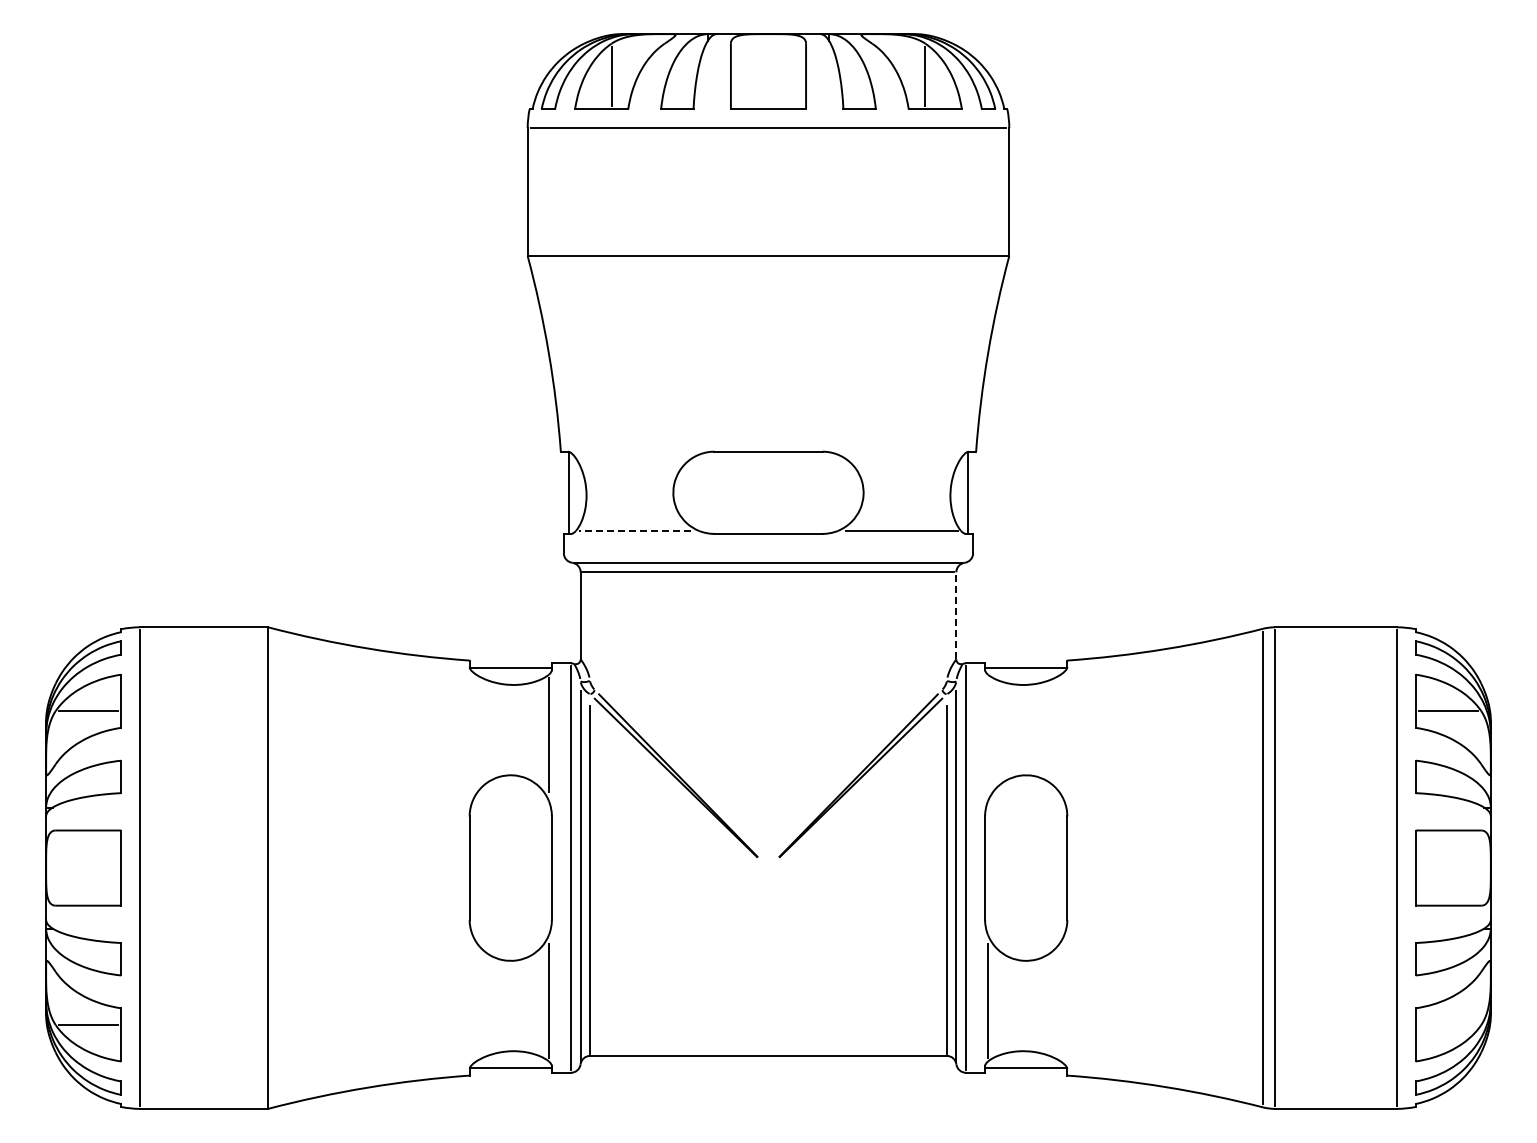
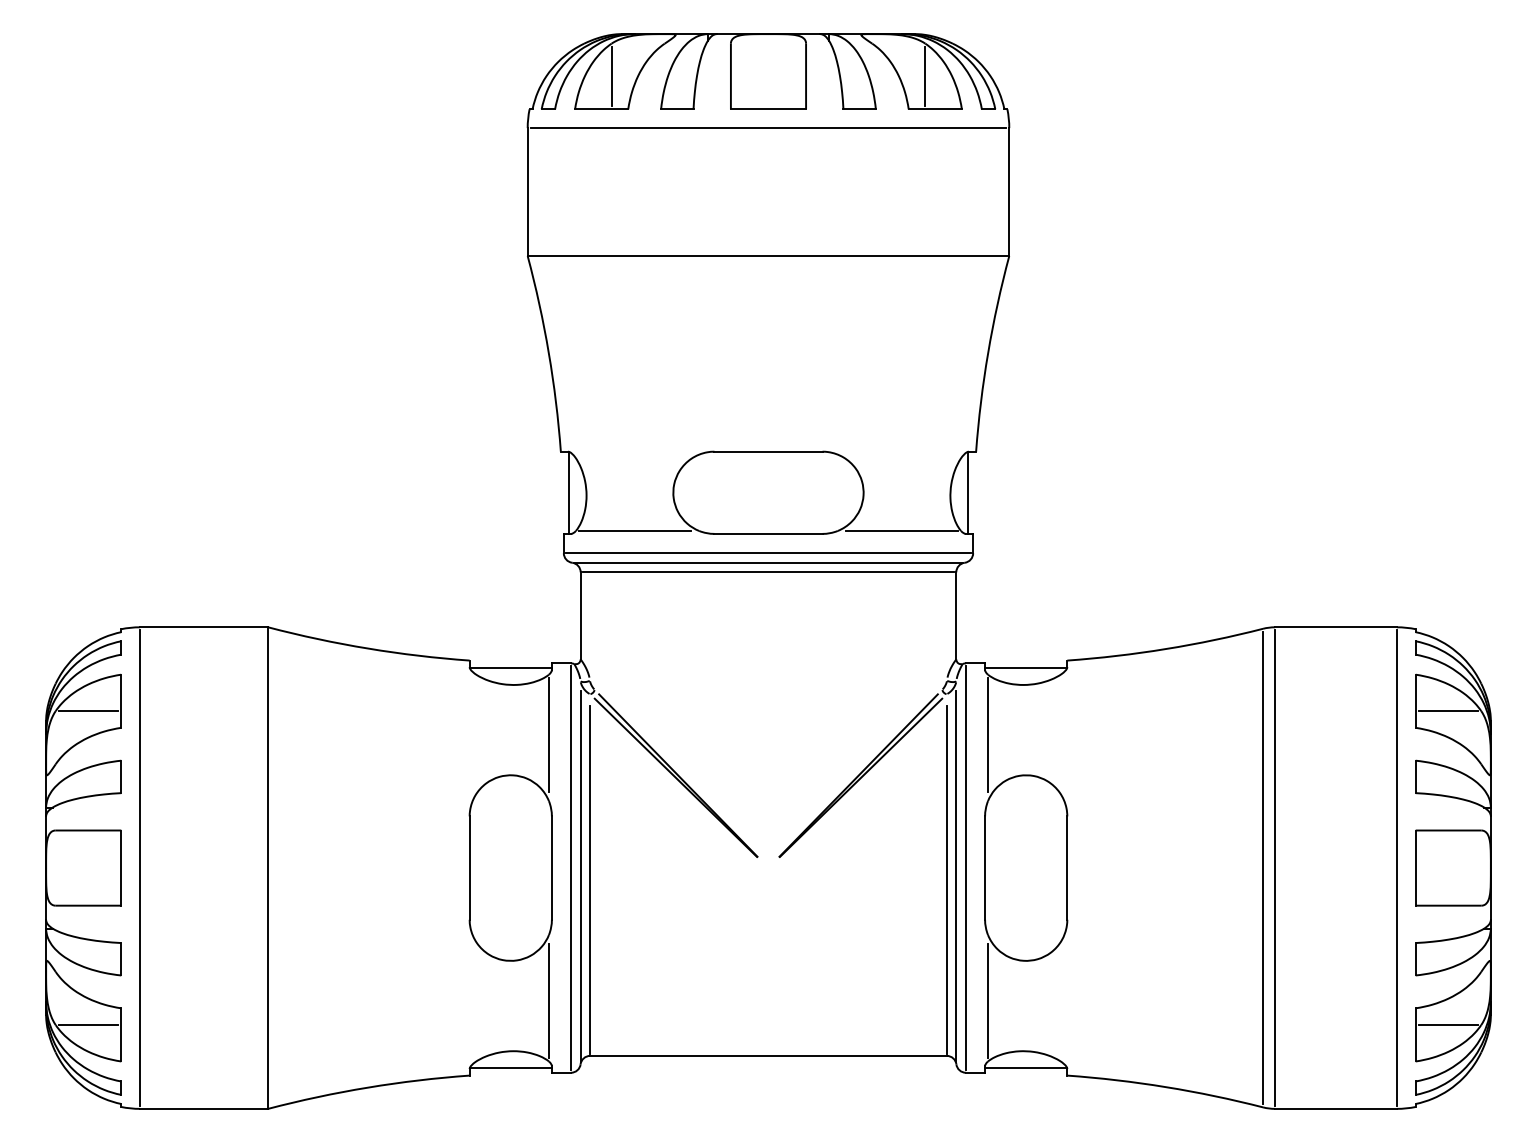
line: dashed -> solid (634, 530)
line: none -> present (768, 553)
line: dashed -> solid (956, 615)
line: none -> present (988, 734)
line: none -> present (1447, 1025)
